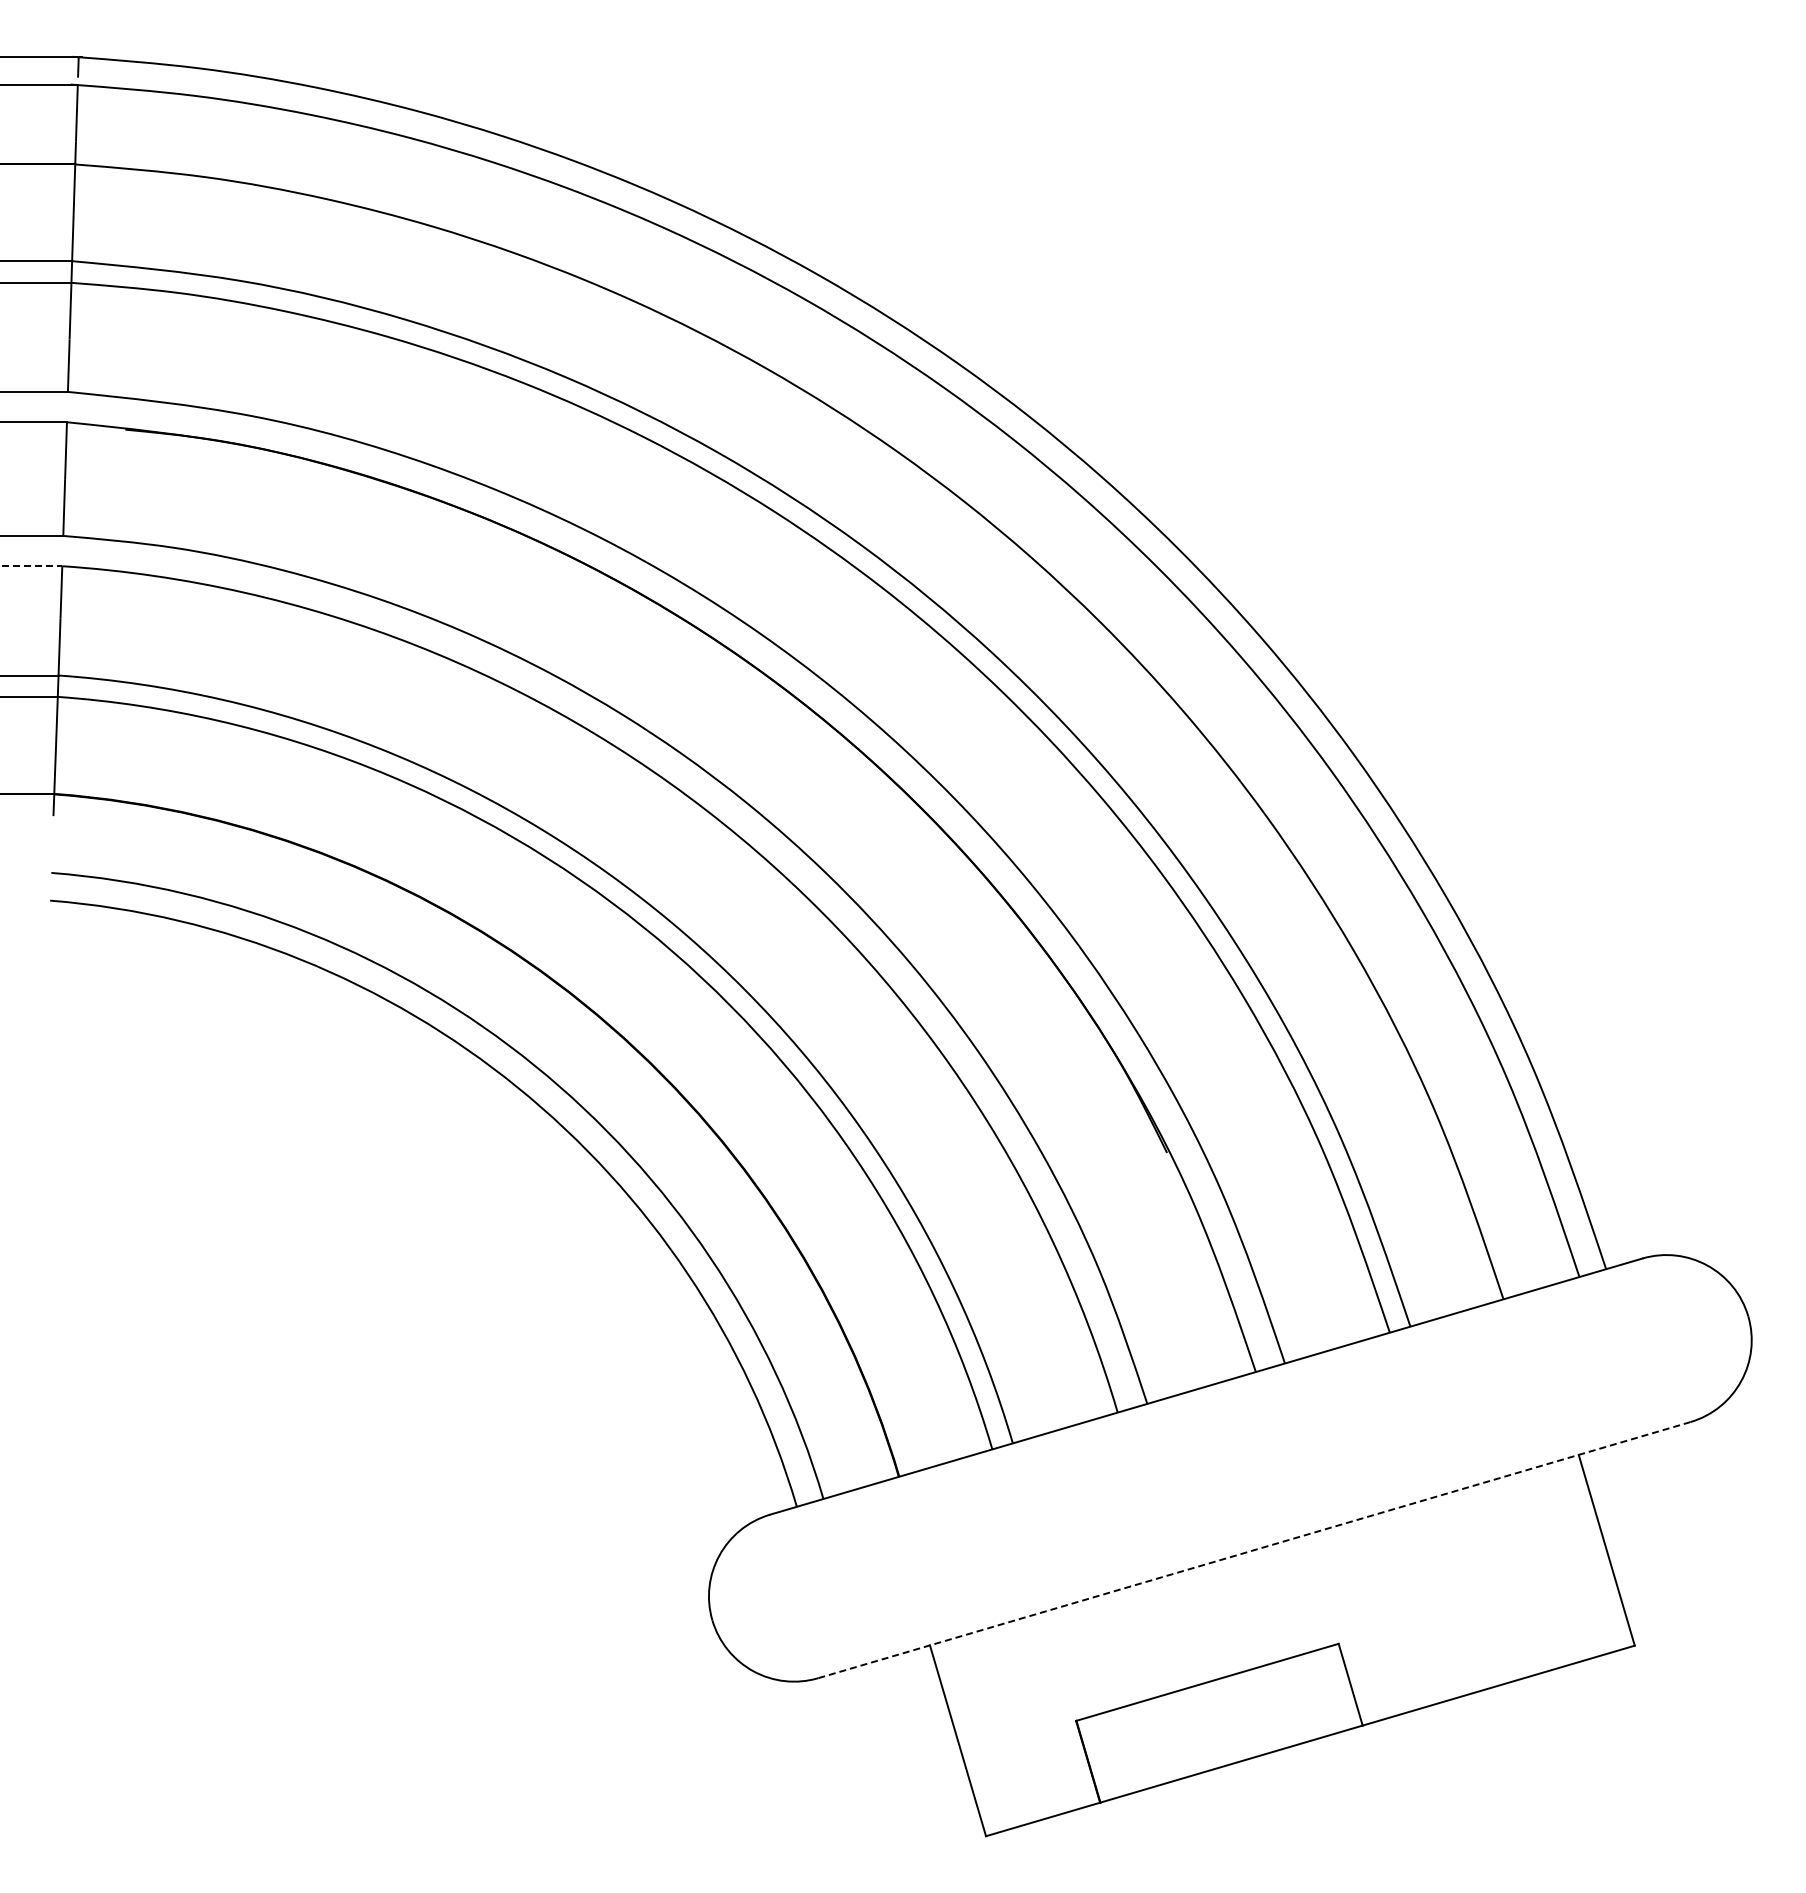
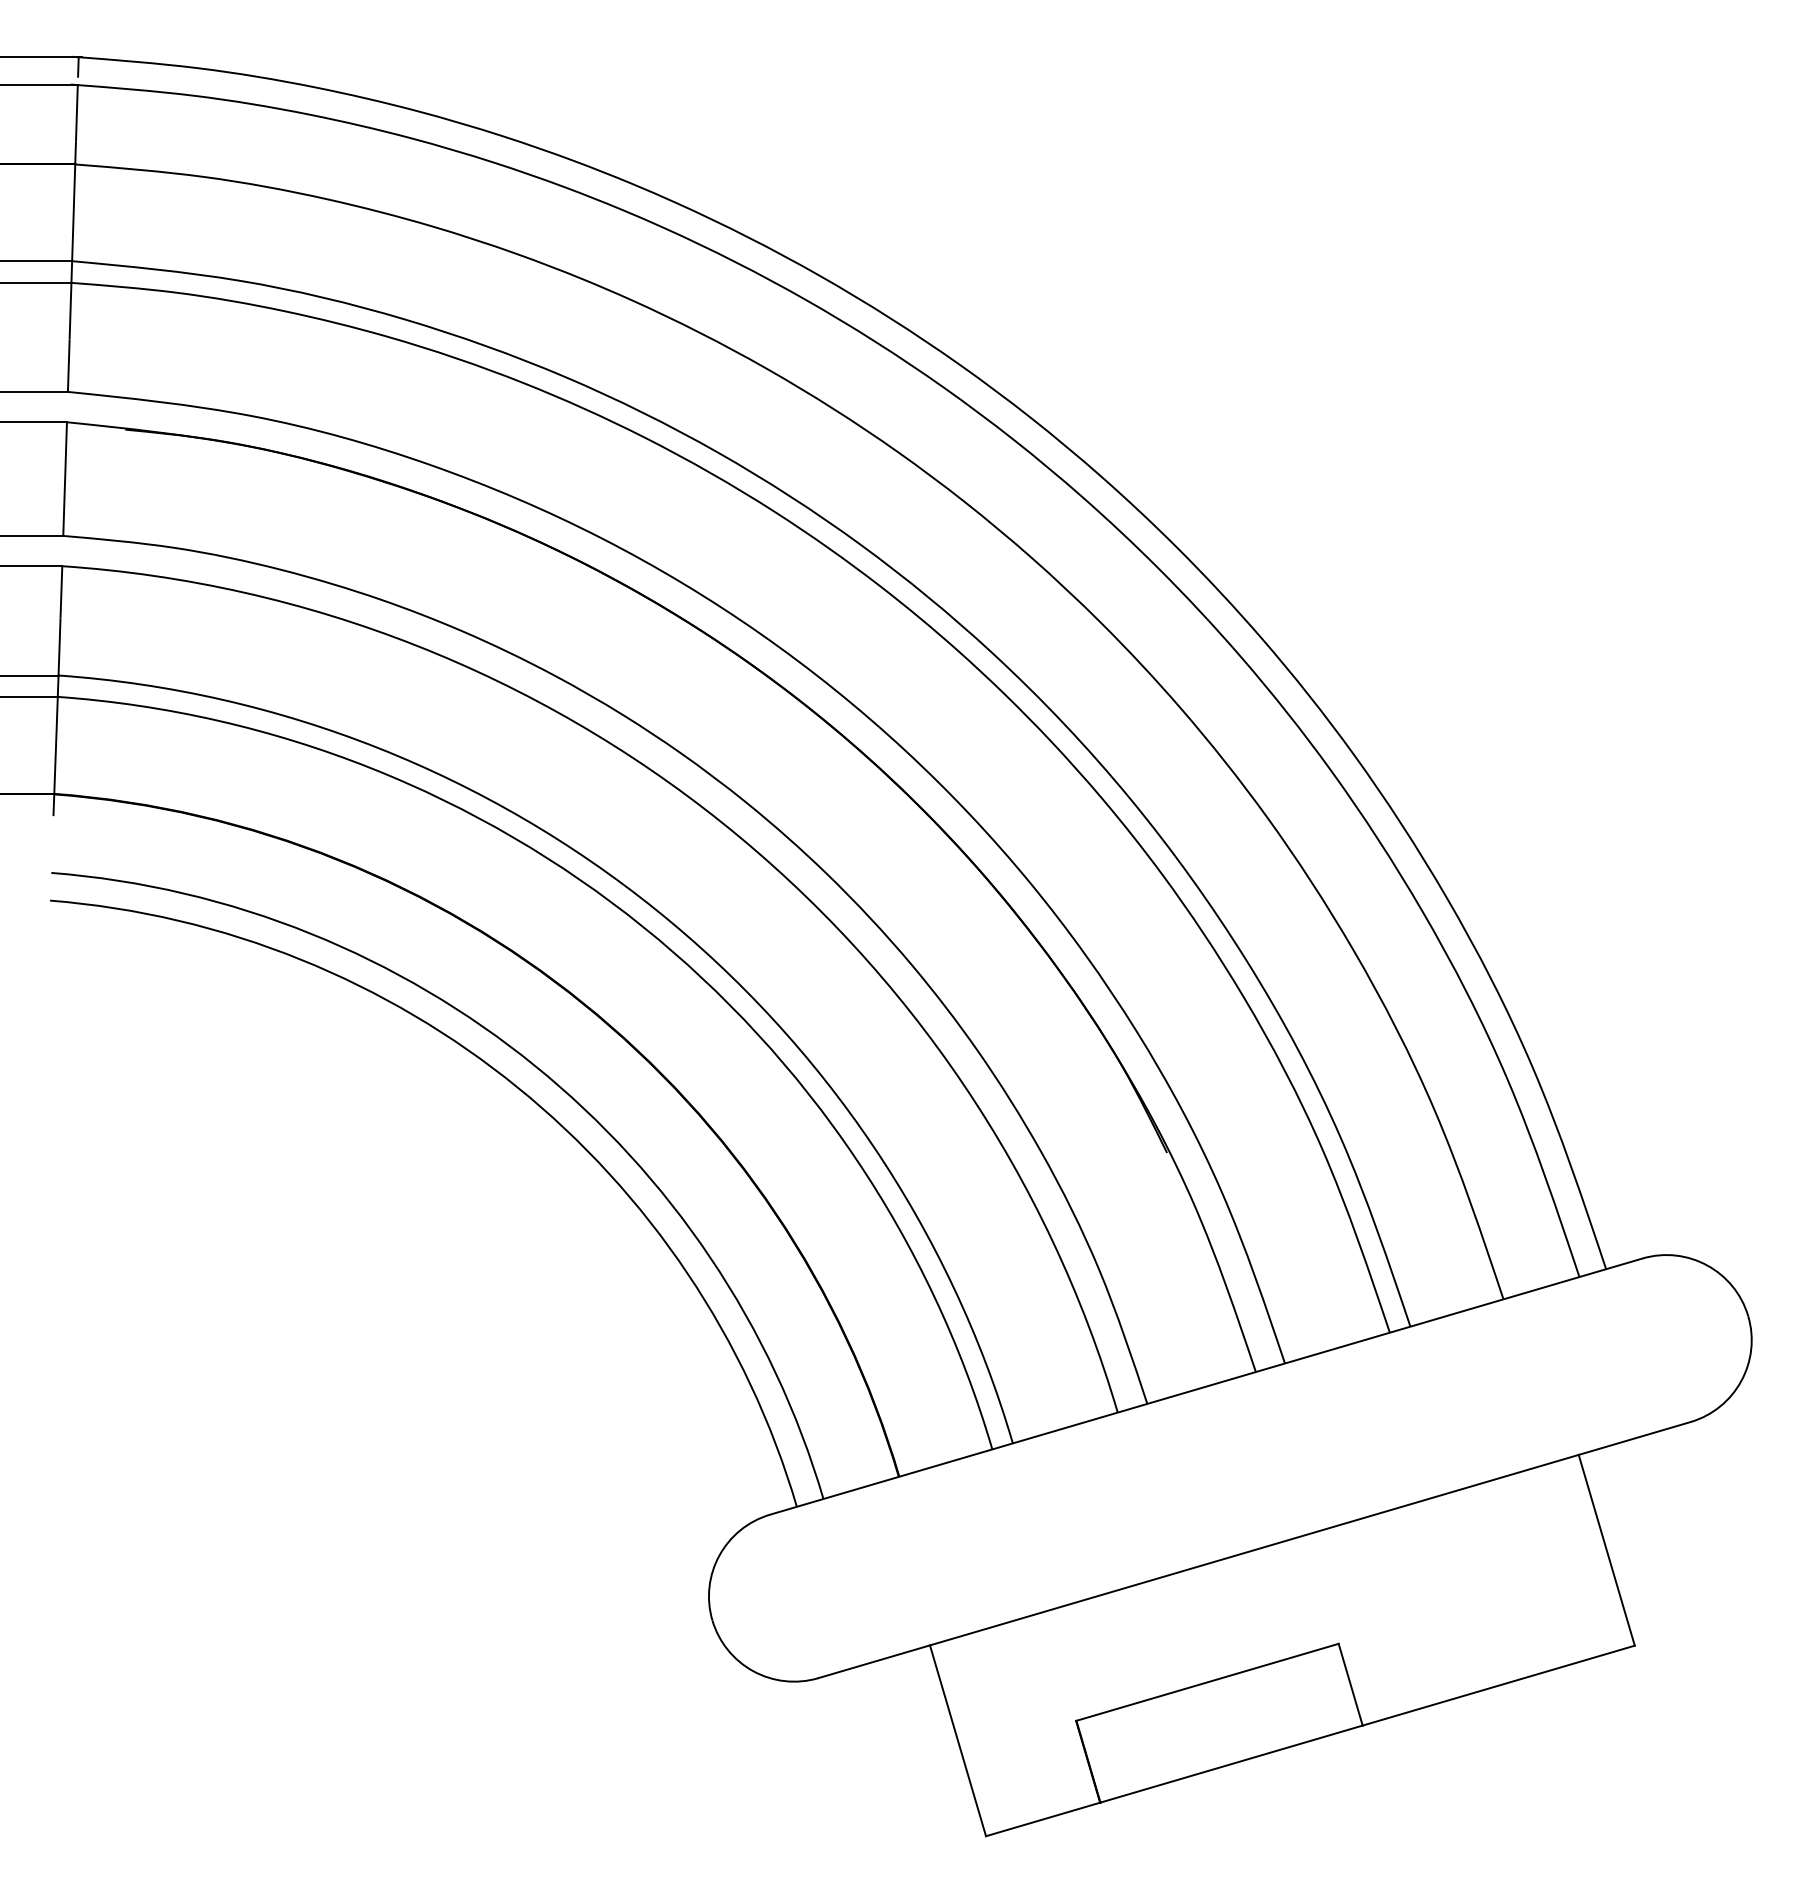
line: dashed -> solid (31, 566)
line: dashed -> solid (1254, 1550)
